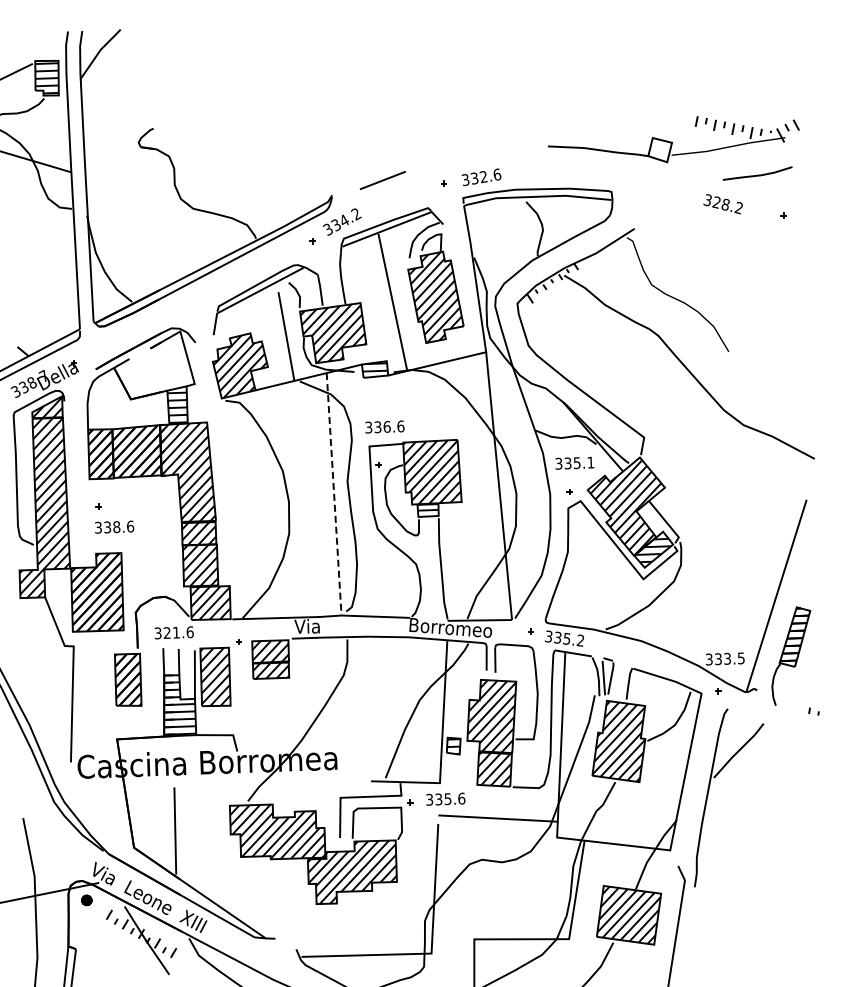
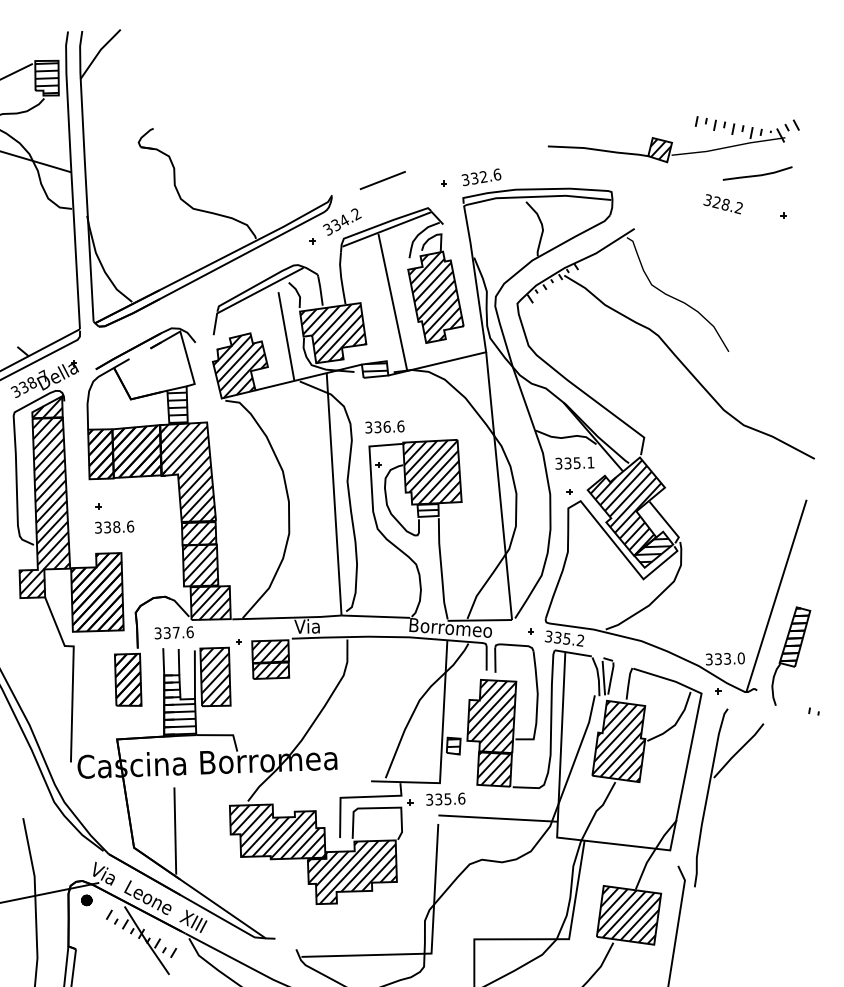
hatch: none -> present (660, 150)
line: dashed -> solid (334, 494)
text: 321.6 -> 337.6 (171, 632)
text: 333.5 -> 333.0 (740, 658)
